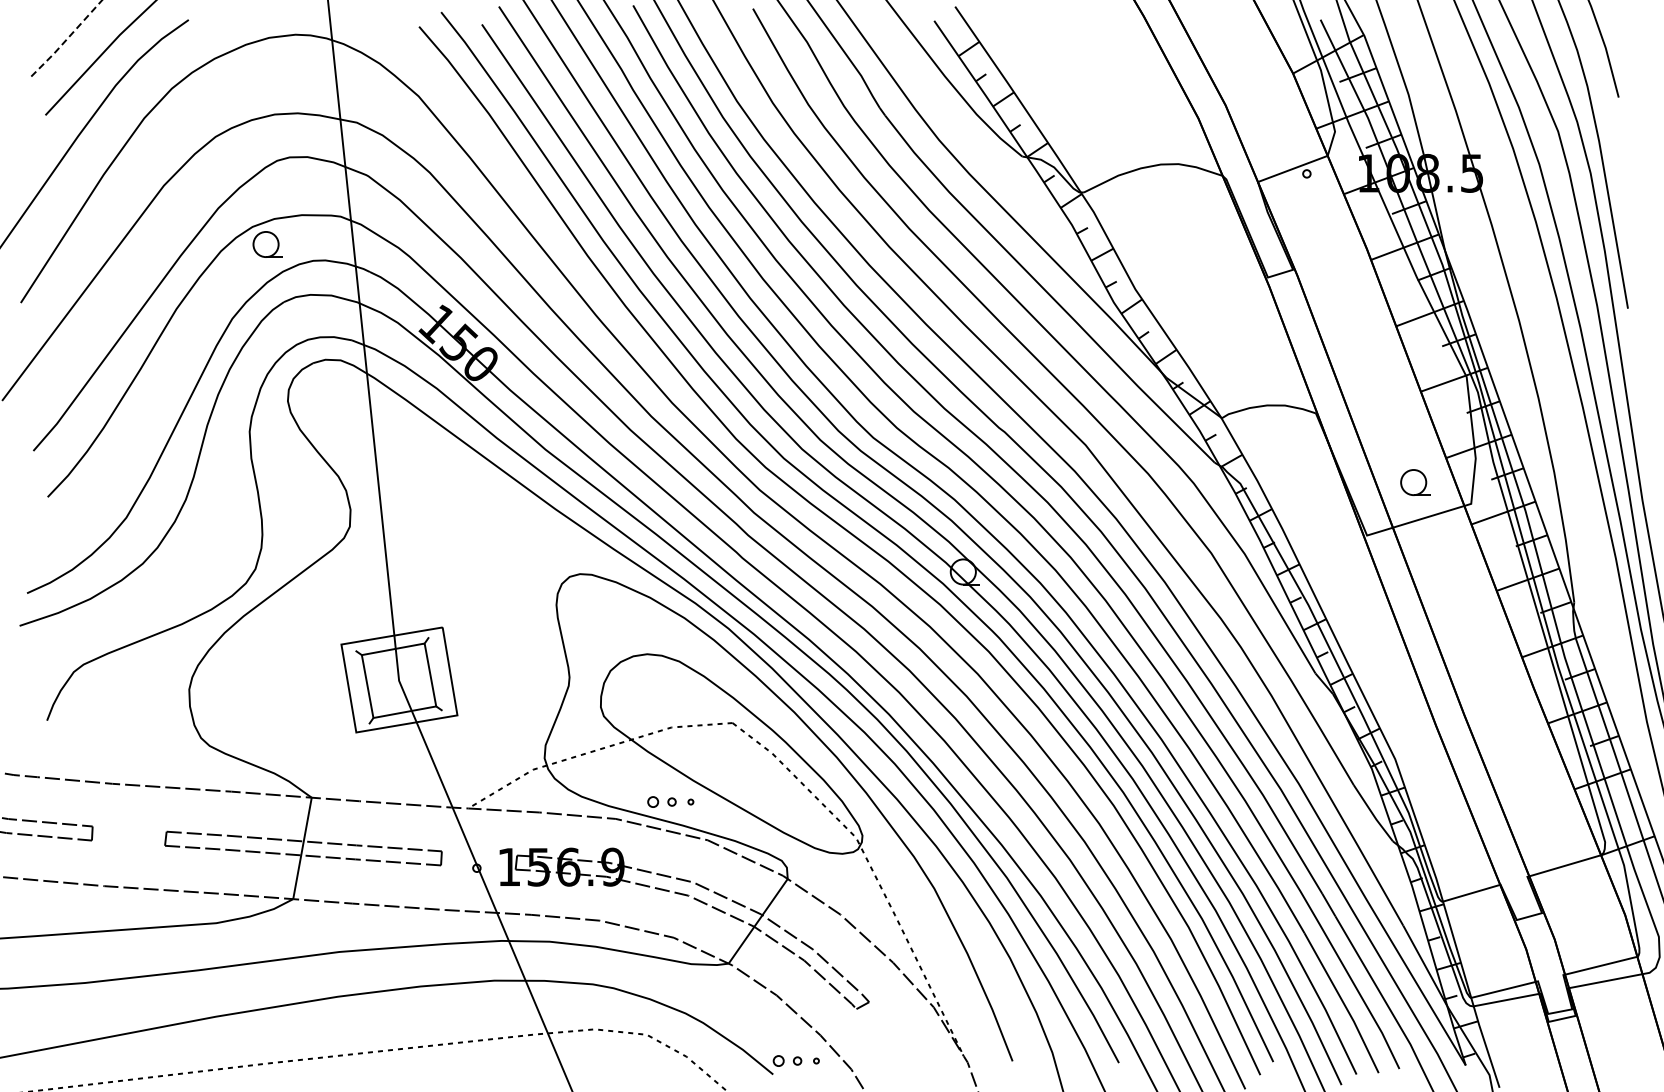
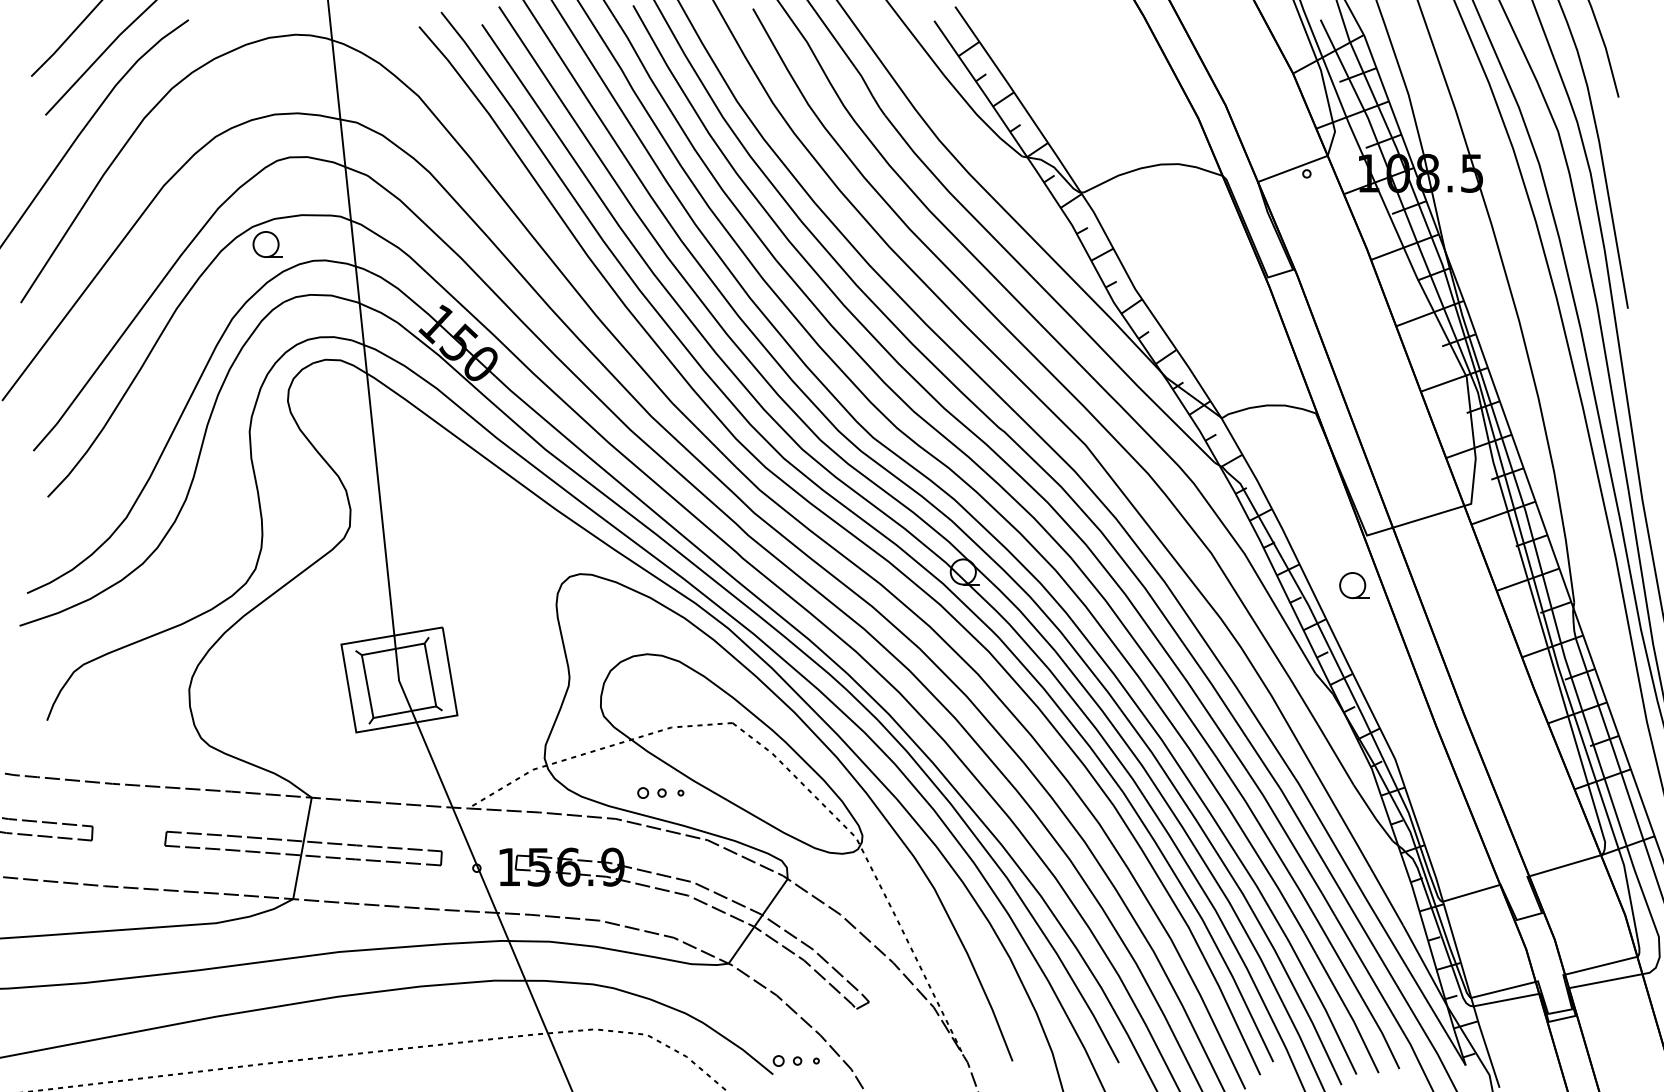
line: dashed -> solid (67, 39)
part position: (1415, 482) -> (1354, 585) (1354, 585)
part position: (670, 801) -> (660, 792) (660, 792)
